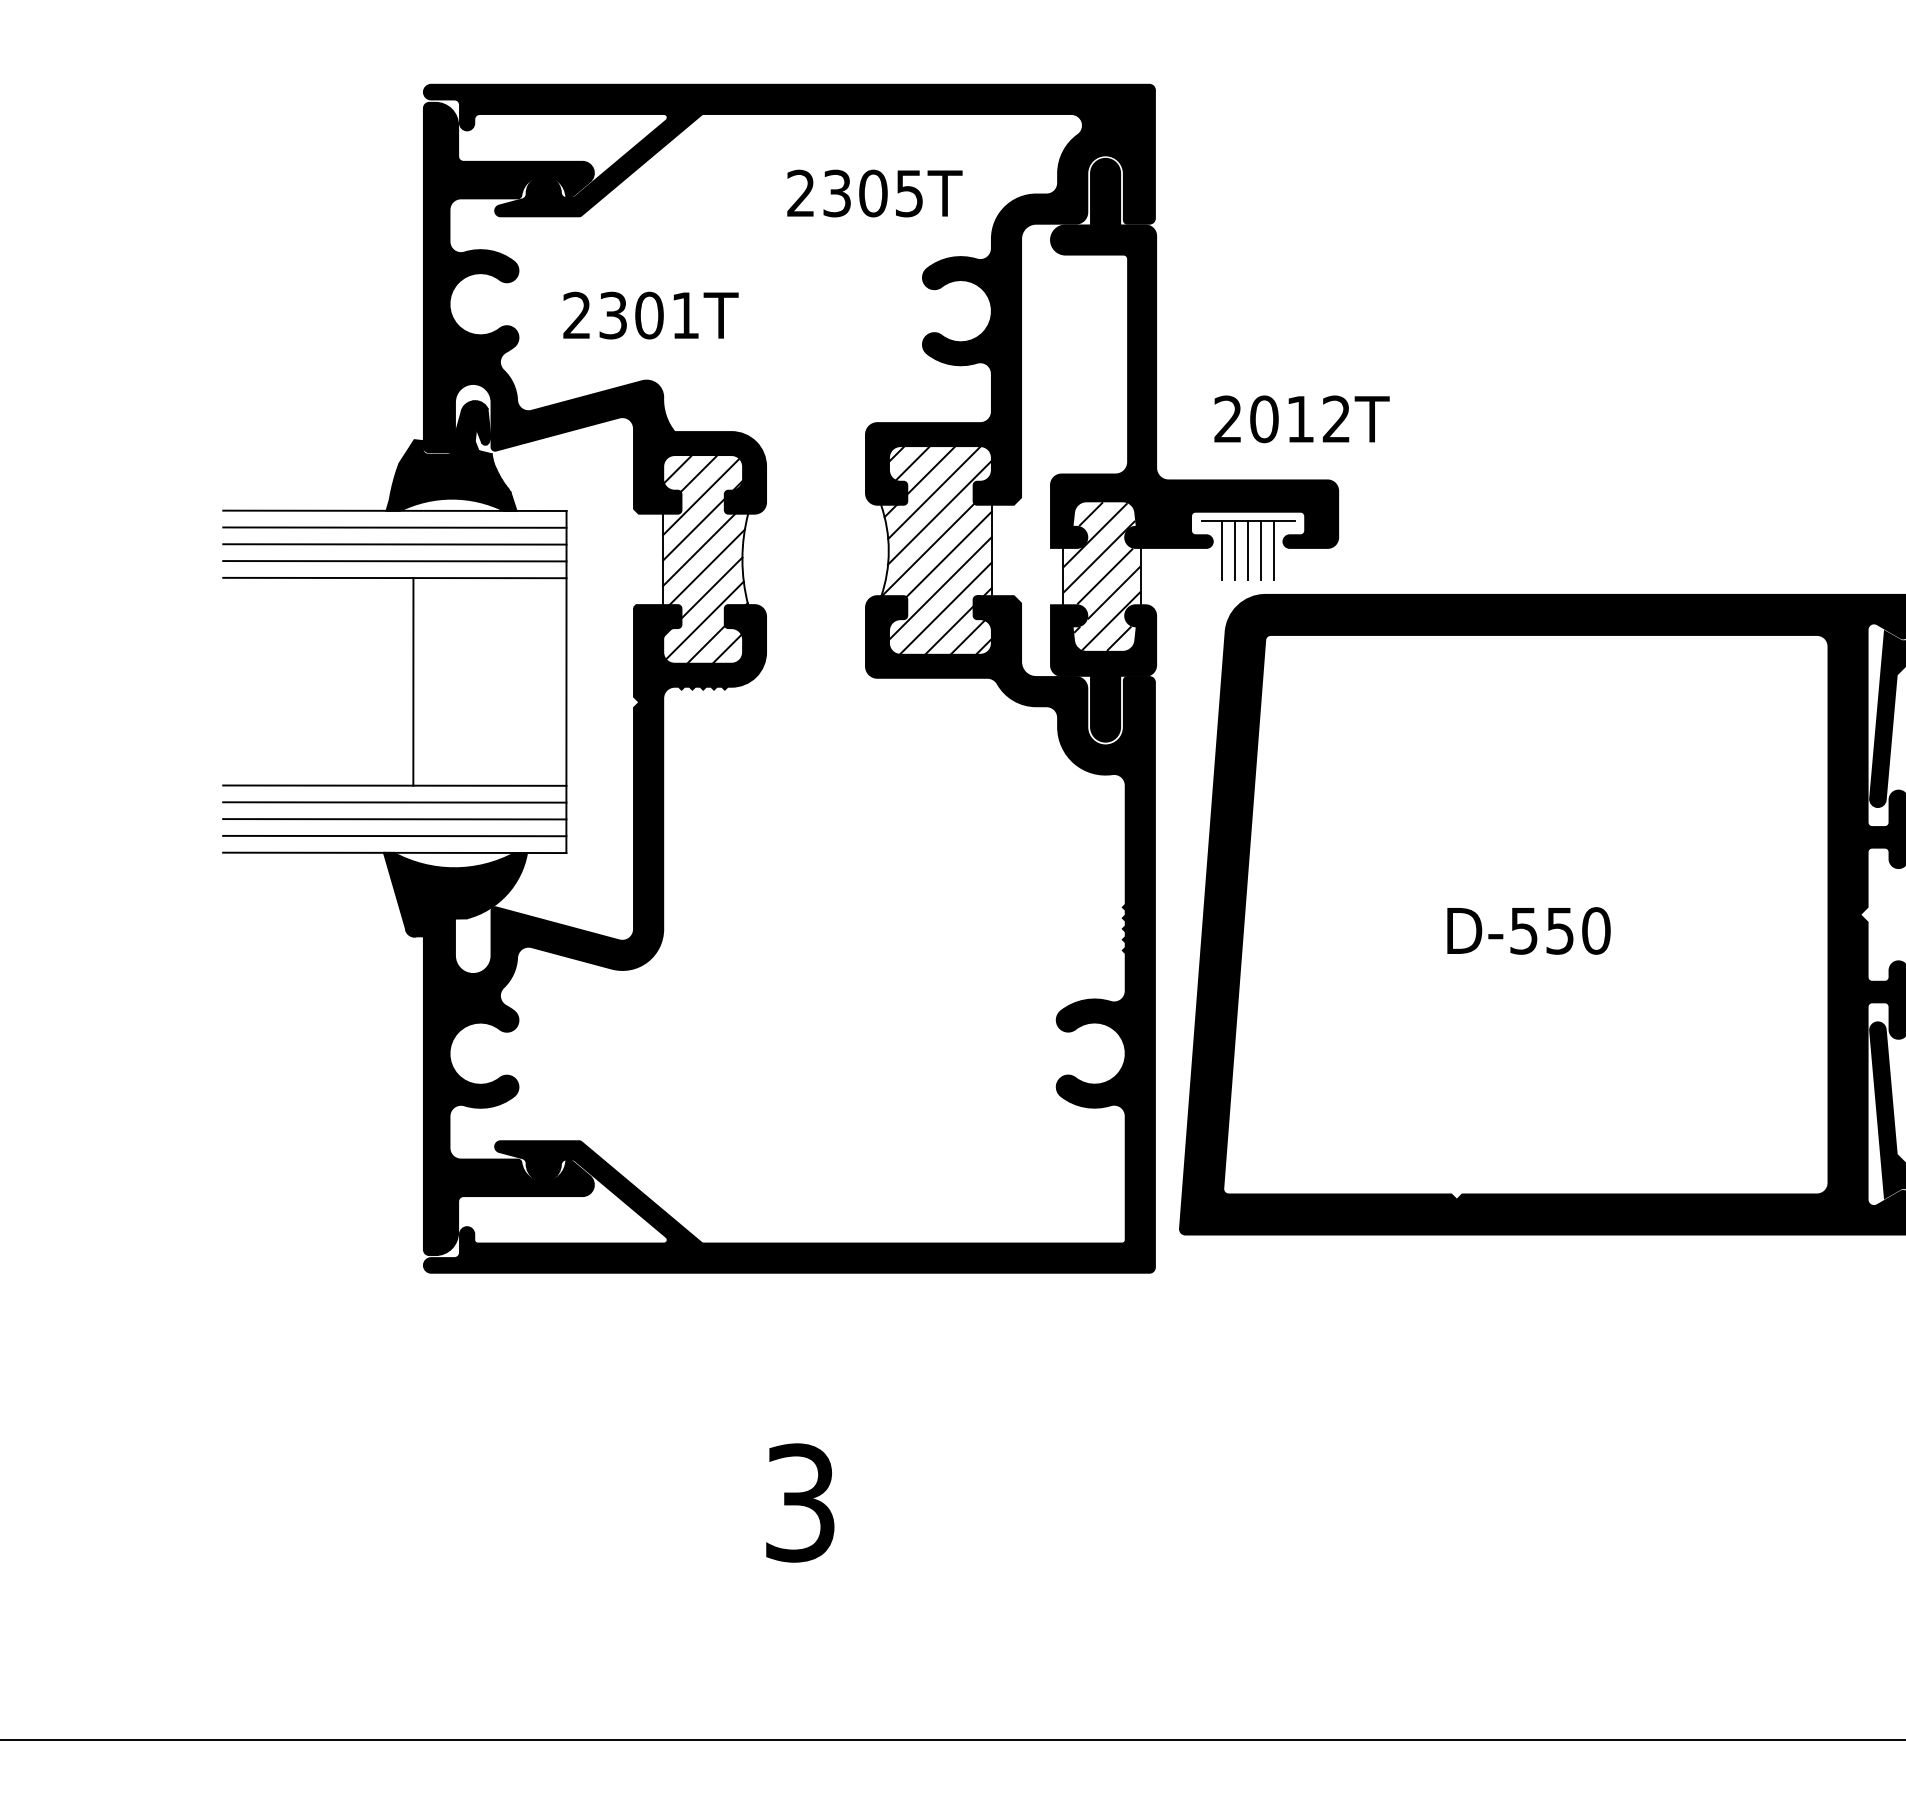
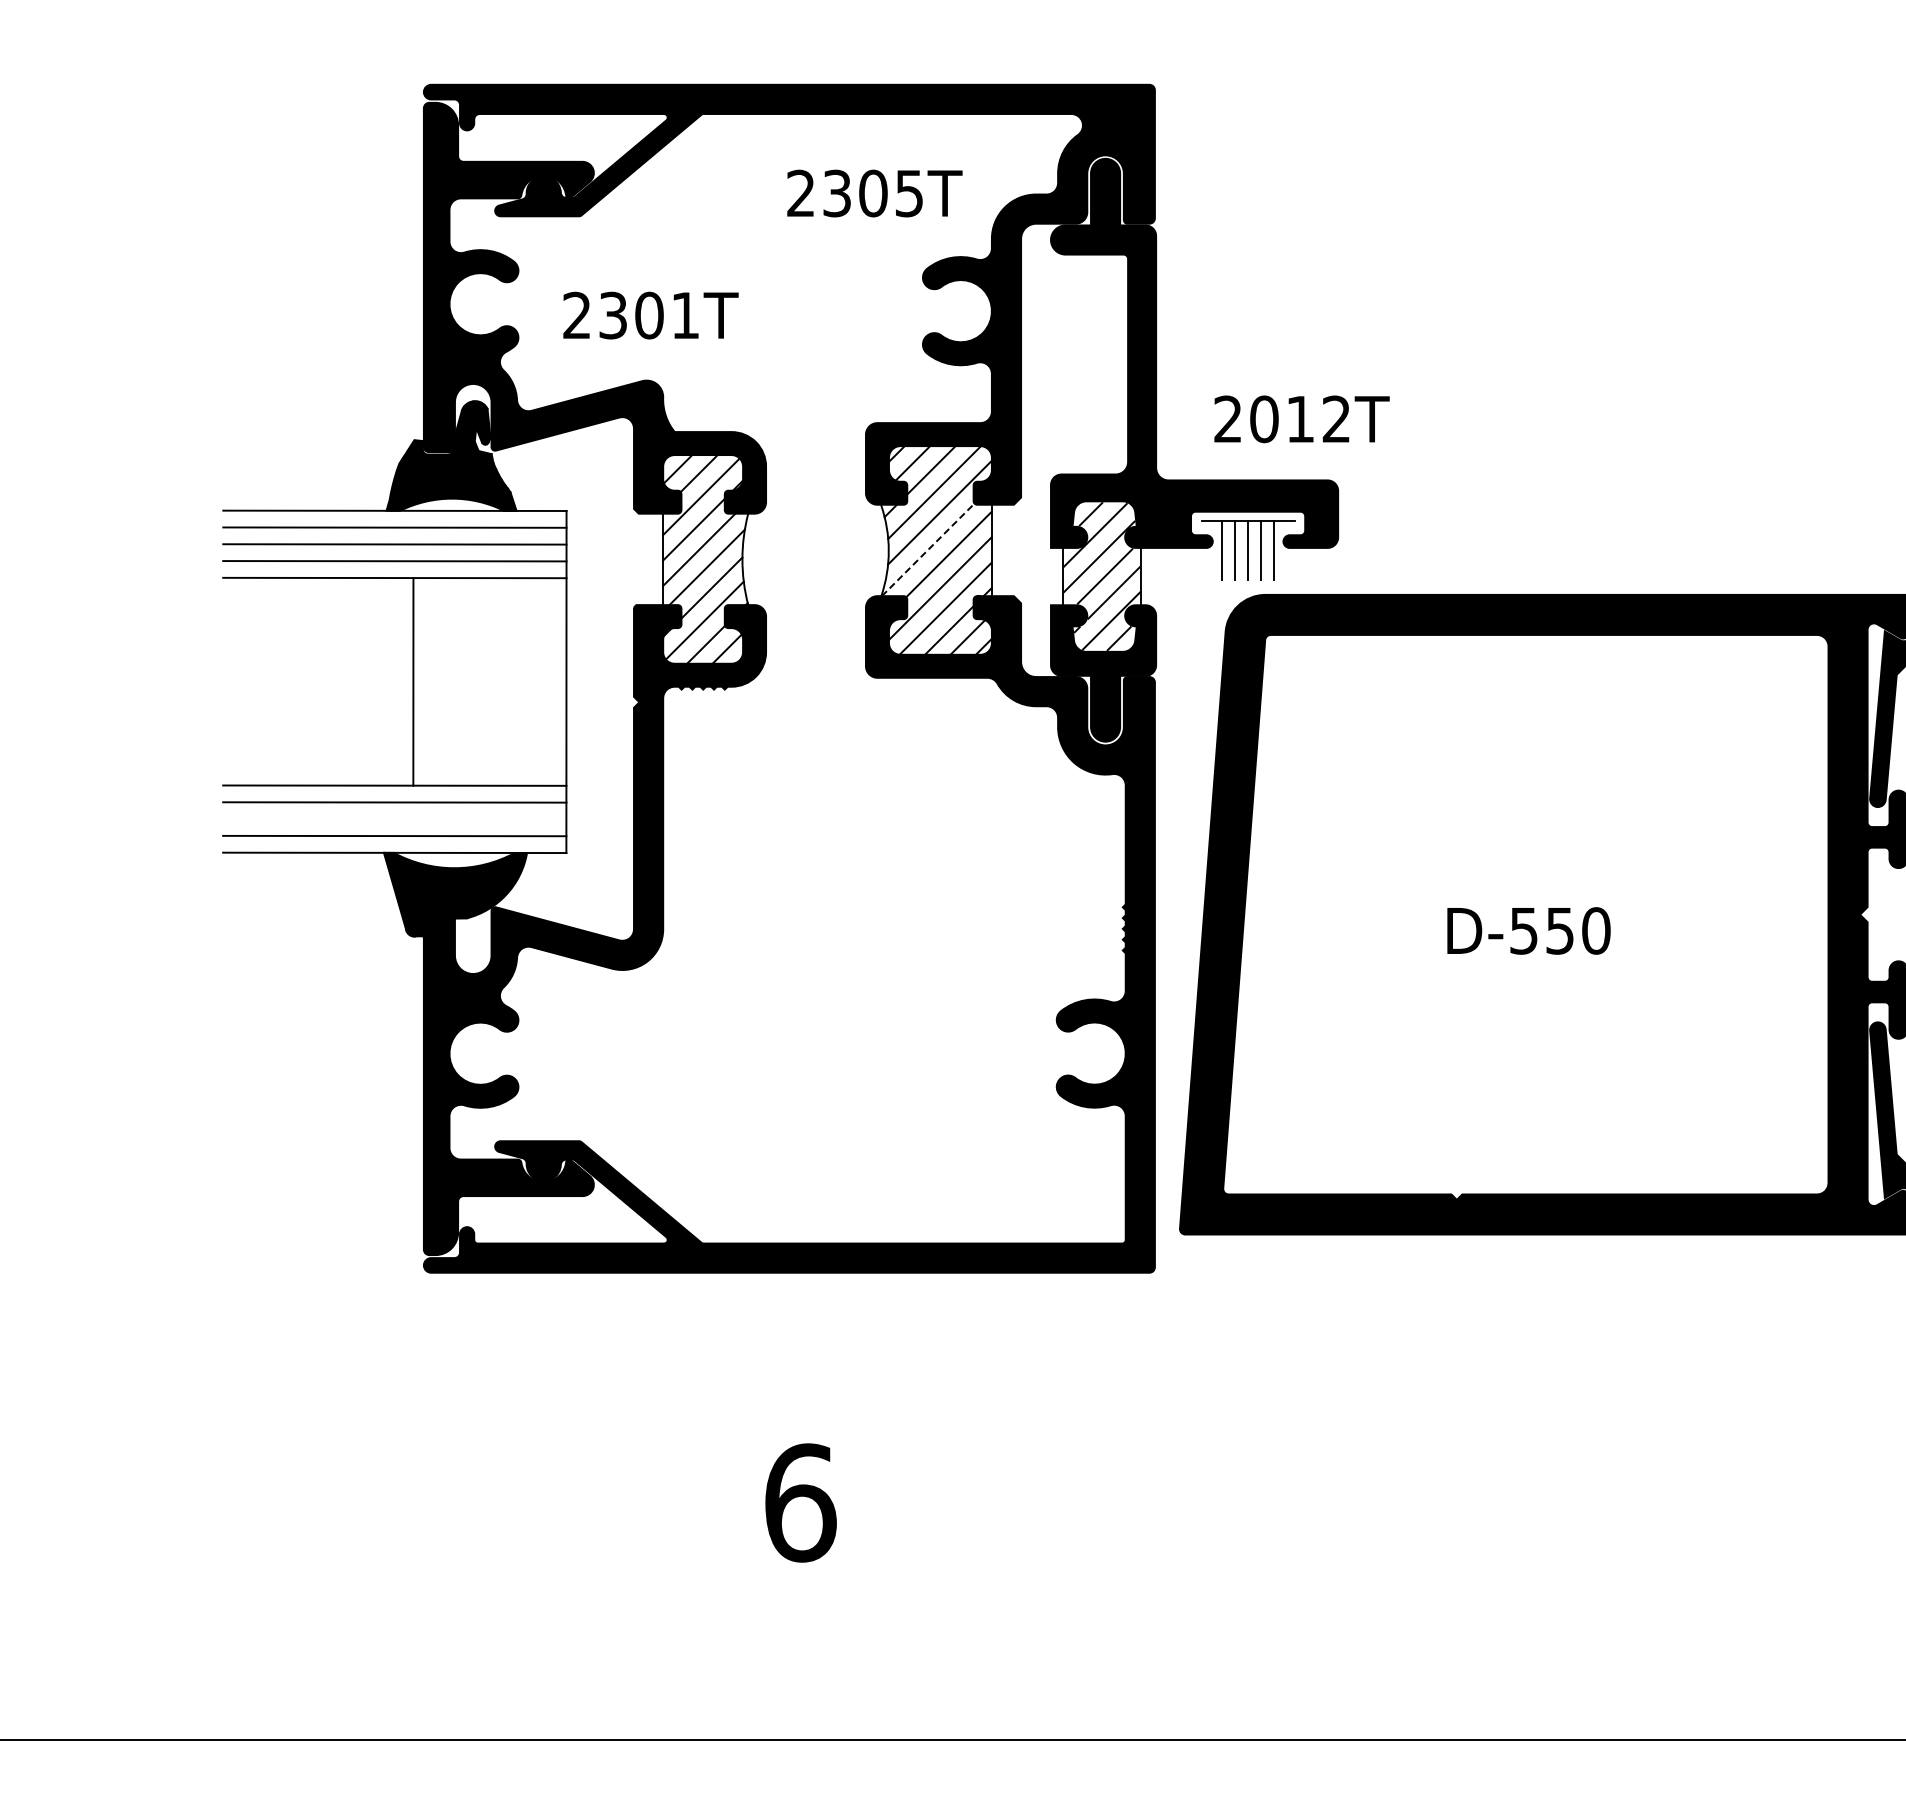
line: solid -> dashed (928, 549)
line: present -> none (394, 819)
text: 3 -> 6 (800, 1502)
